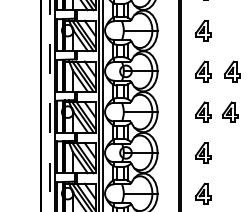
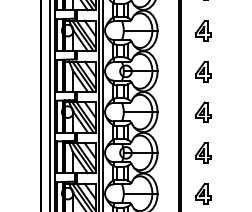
part: present -> none (231, 71)
line: dashed -> solid (49, 105)
part: present -> none (230, 111)
